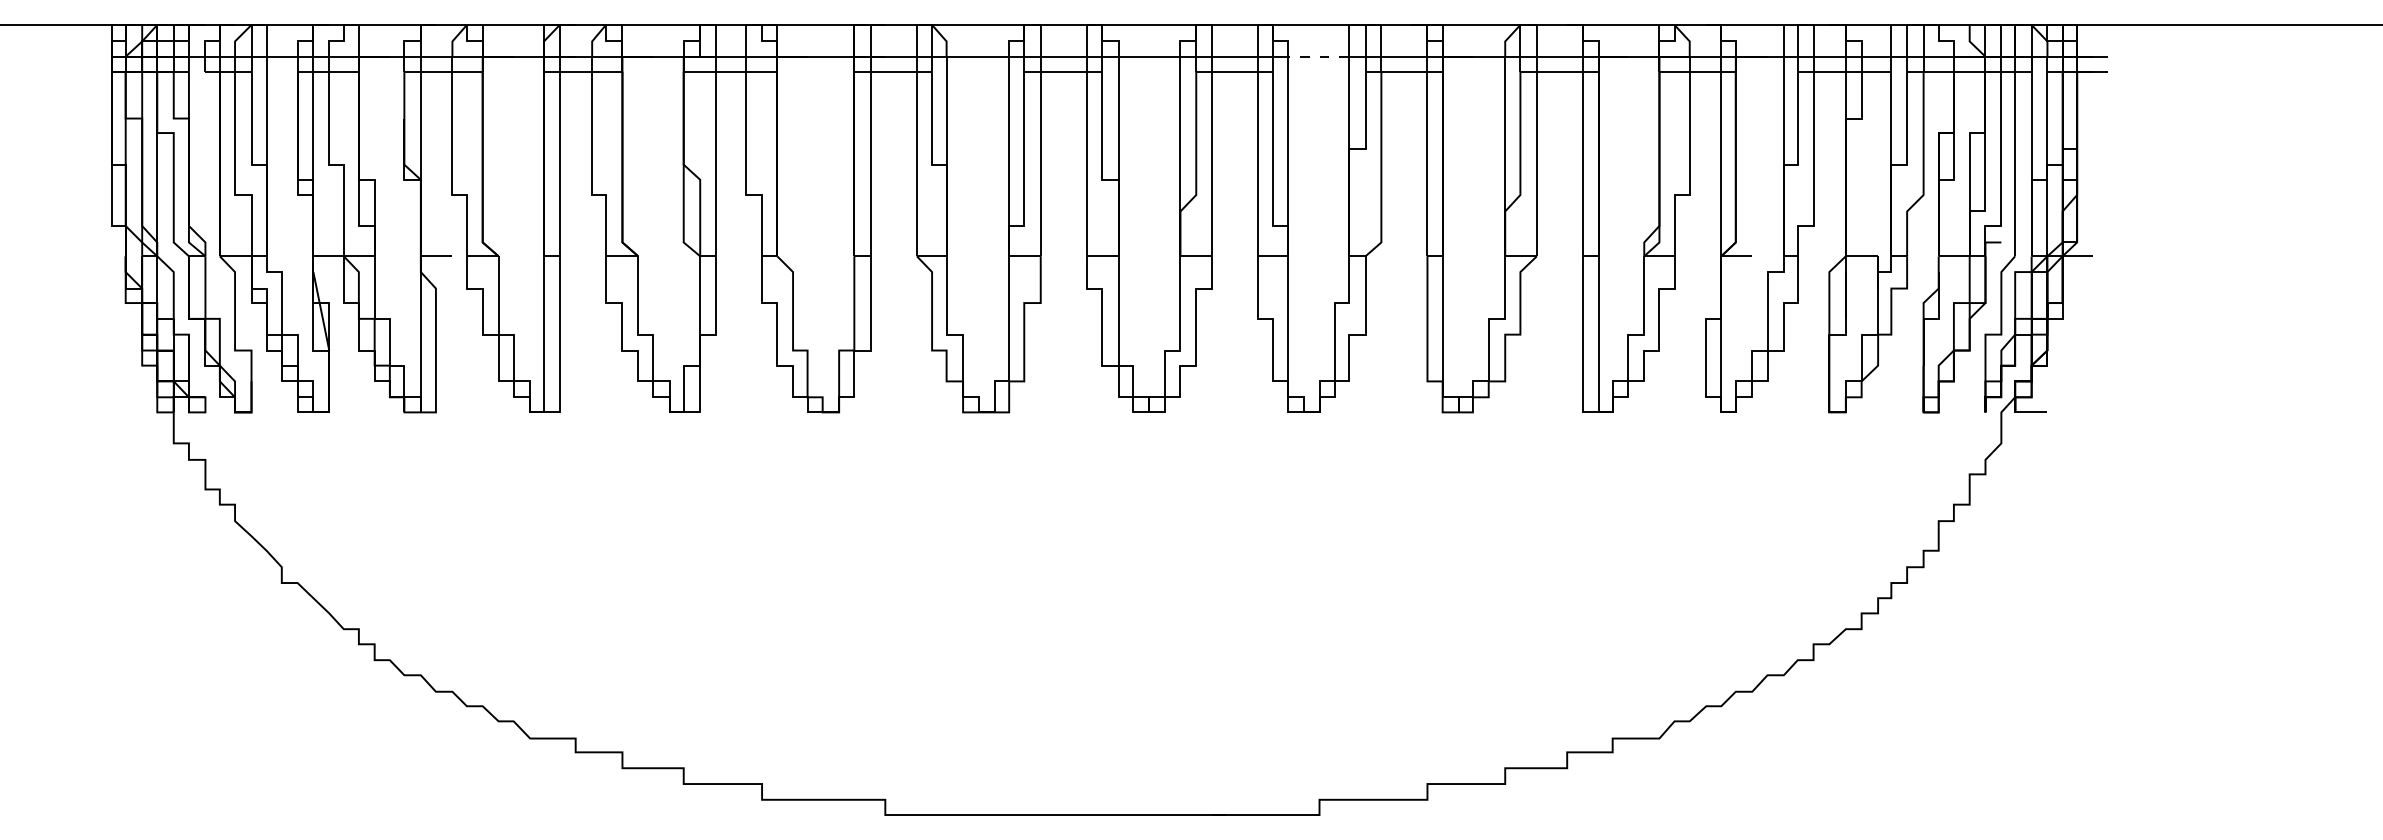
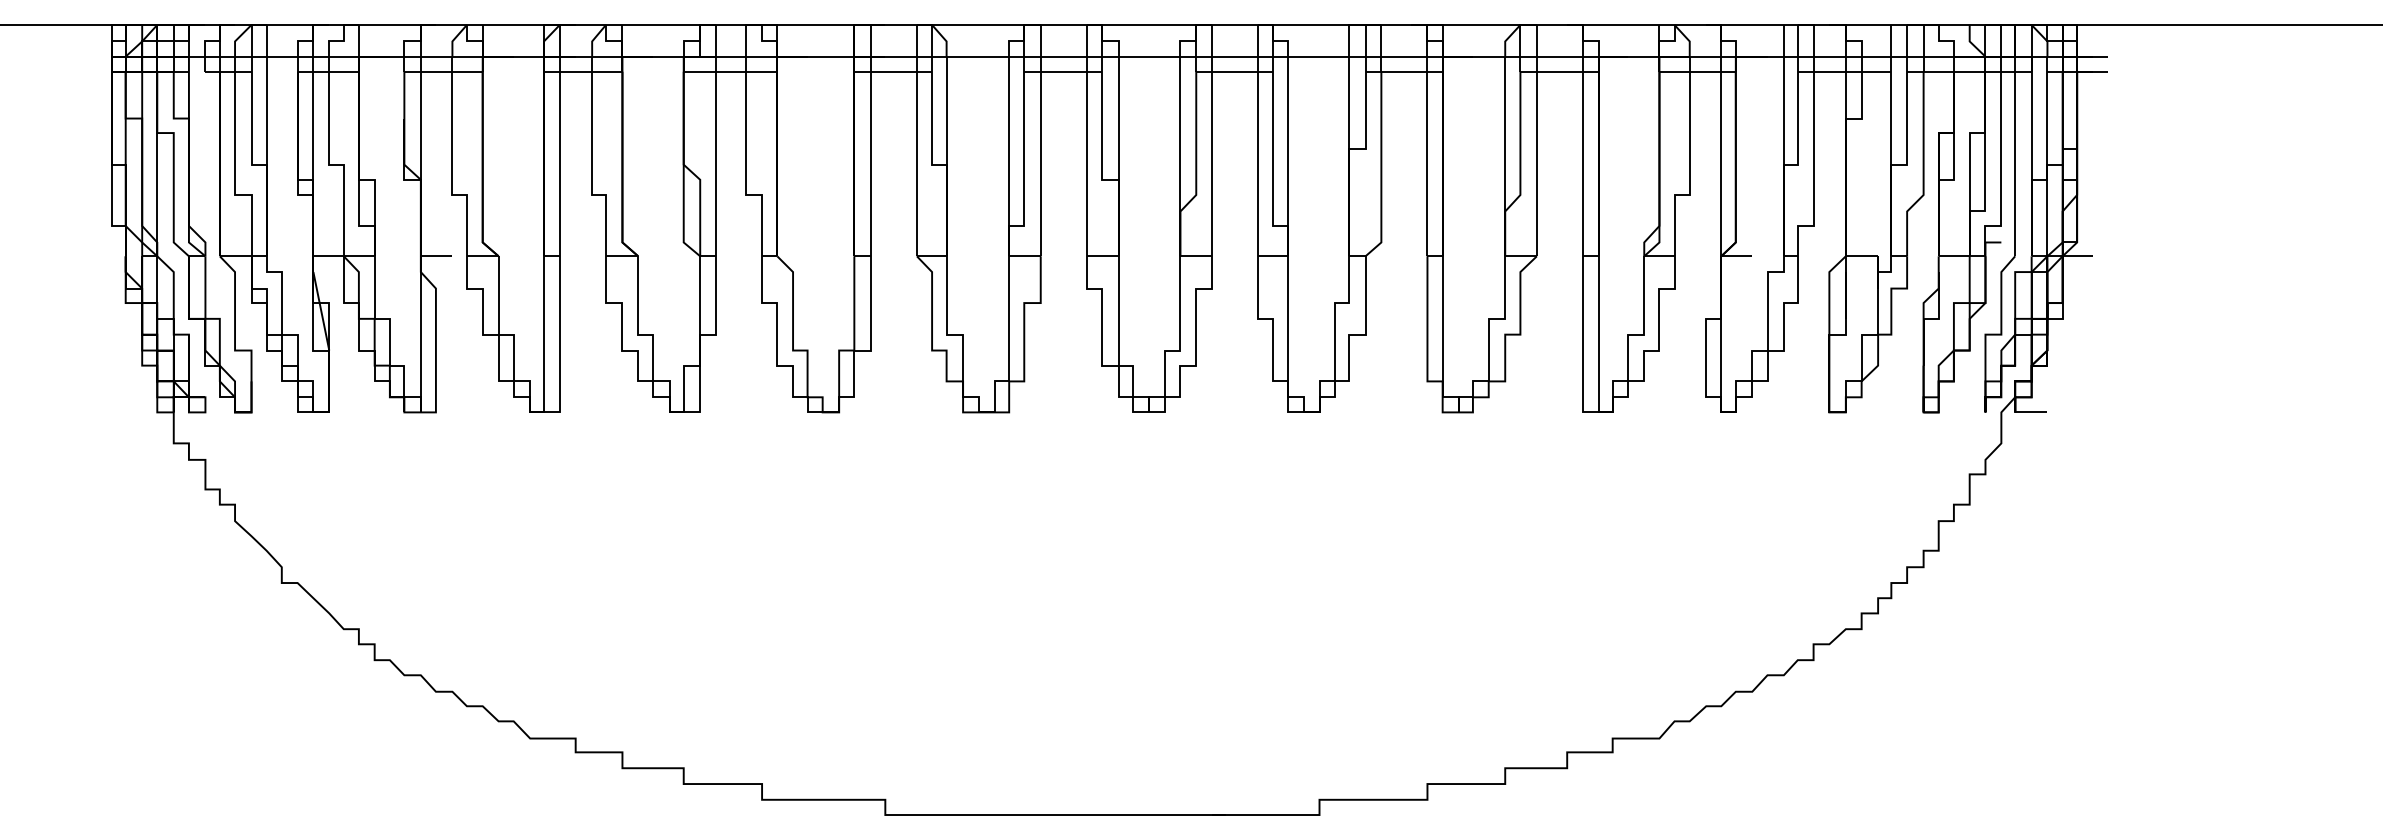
line: dashed -> solid (1318, 56)
